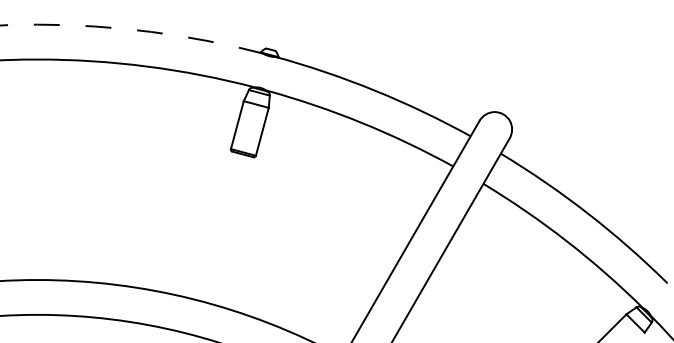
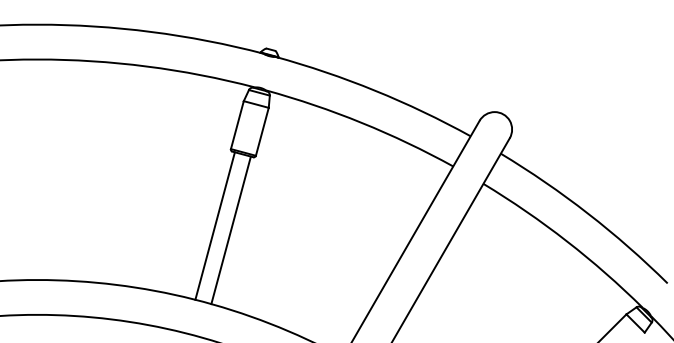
arc: dashed -> solid (132, 29)
line: none -> present (214, 225)
line: none -> present (230, 230)
